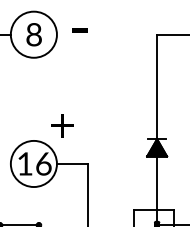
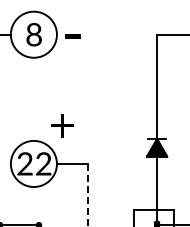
text position: (79, 30) -> (72, 36) (72, 36)
text: 16 -> 22 (34, 163)
line: solid -> dashed (87, 195)
